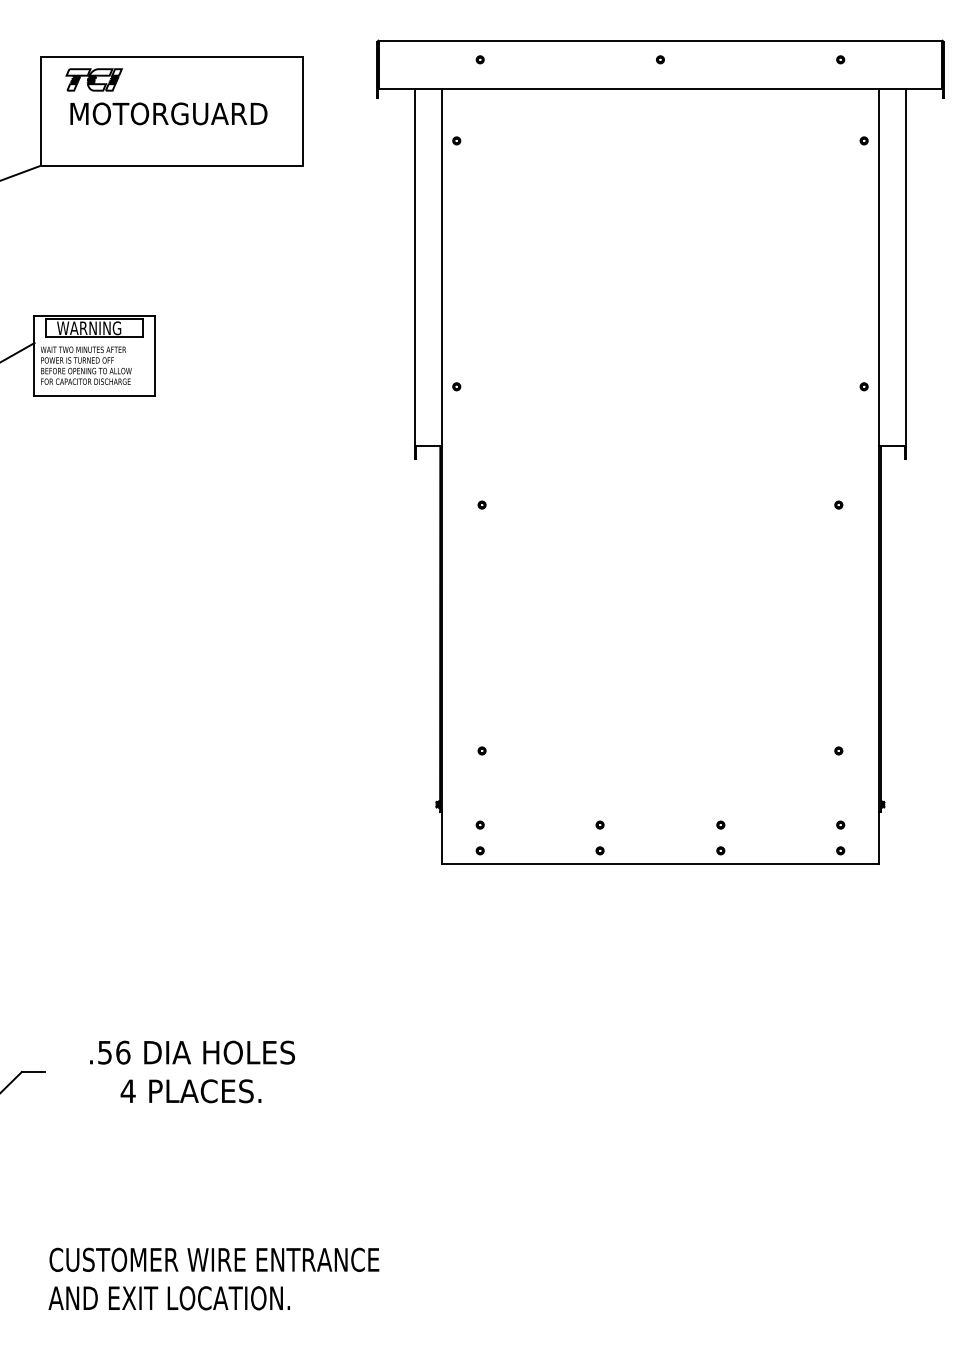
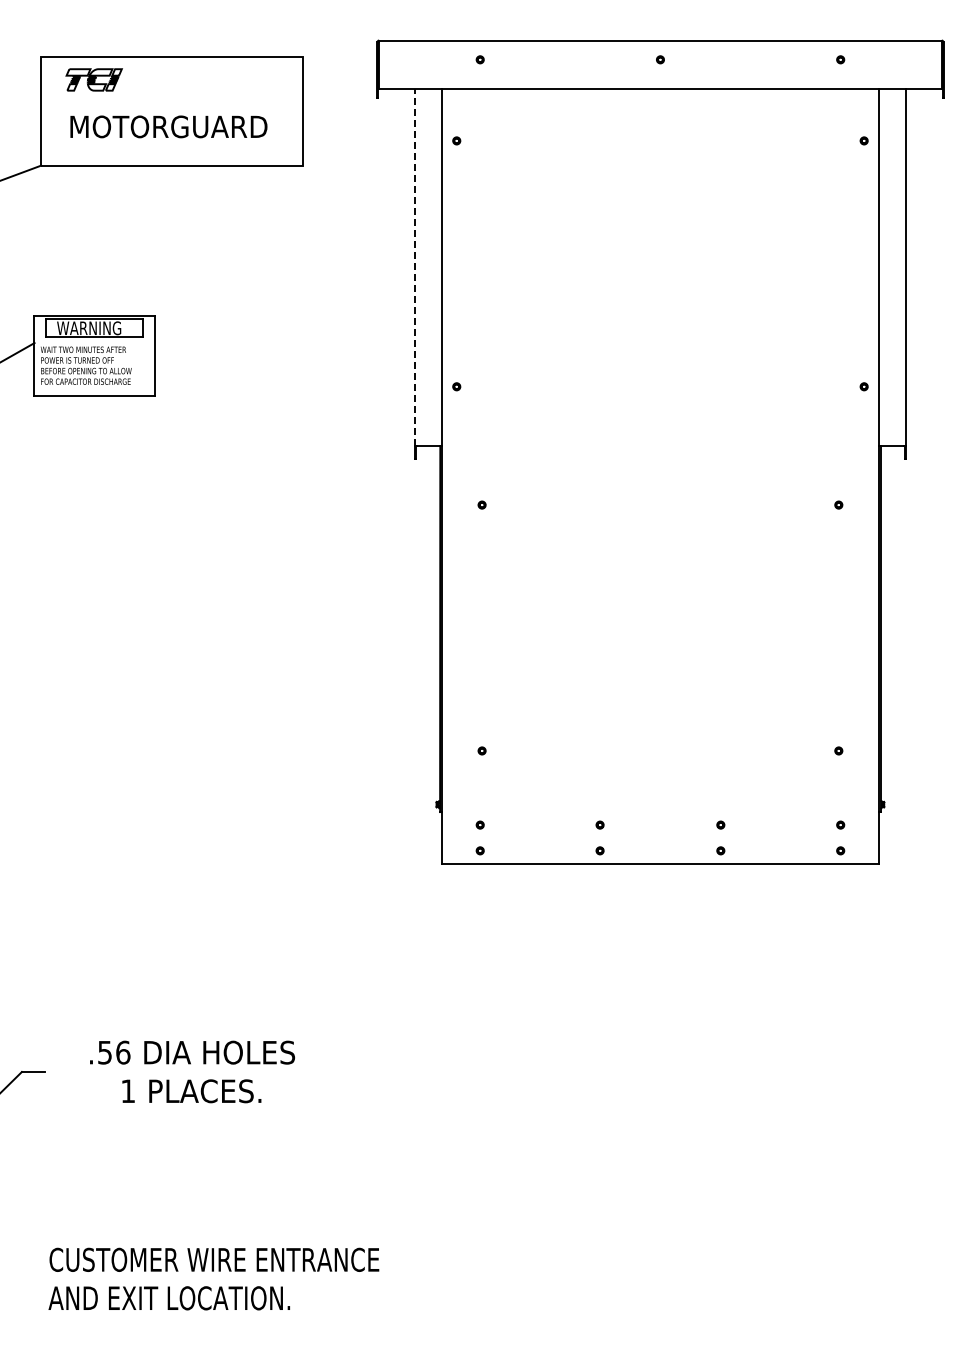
text position: (168, 113) -> (168, 126) (168, 126)
line: solid -> dashed (414, 267)
text: 4 -> 1 (127, 1090)
